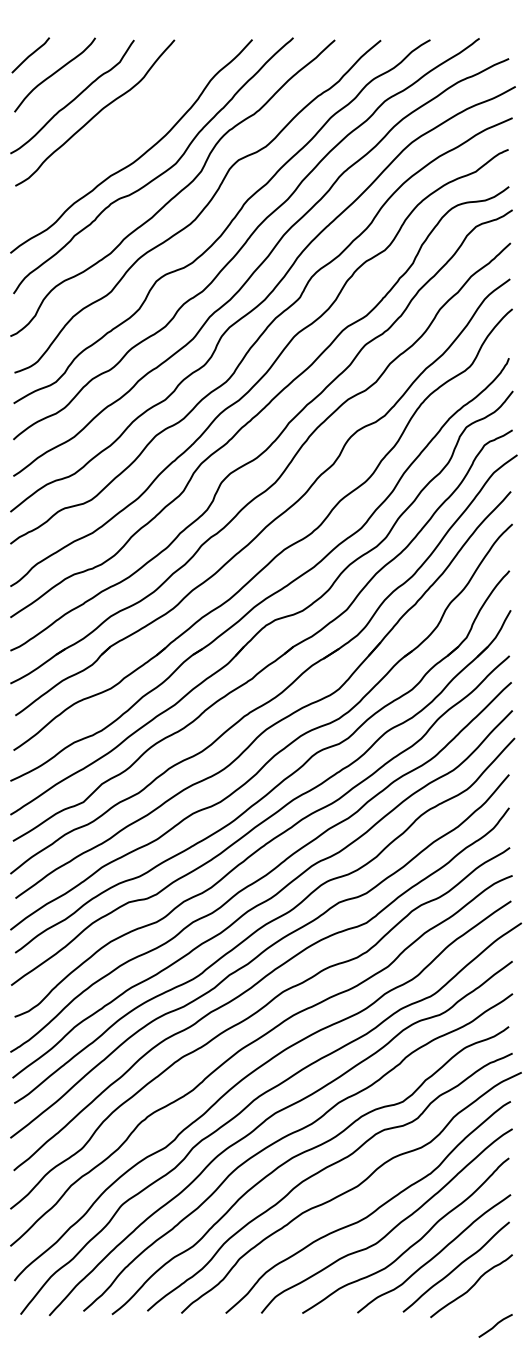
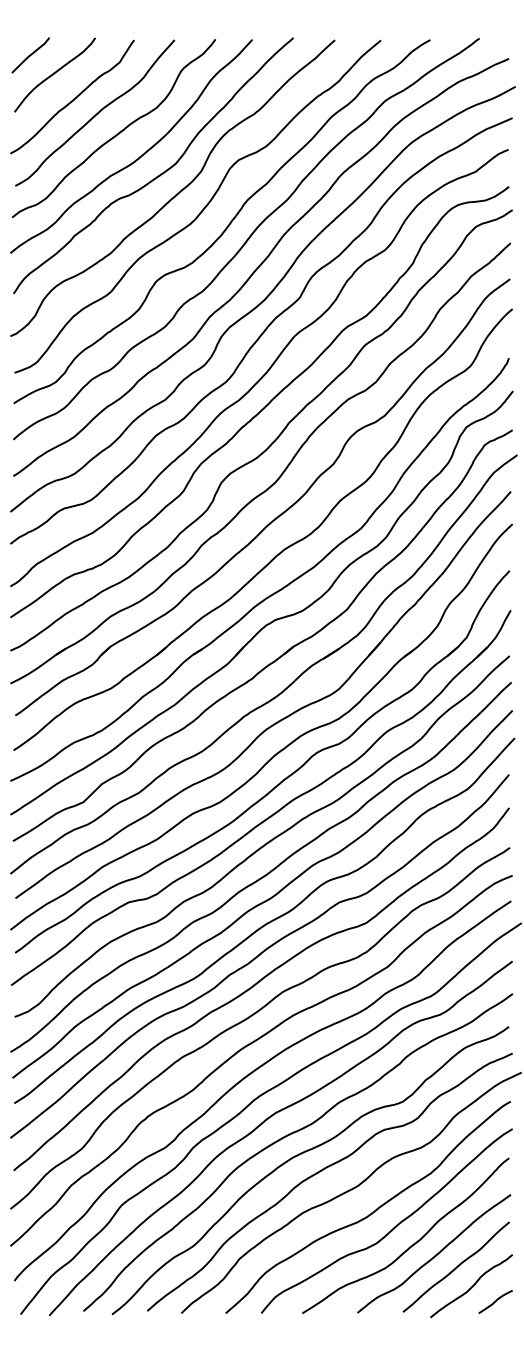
curve: none -> present (115, 134)
curve position: (495, 1325) -> (495, 1301) (495, 1301)
